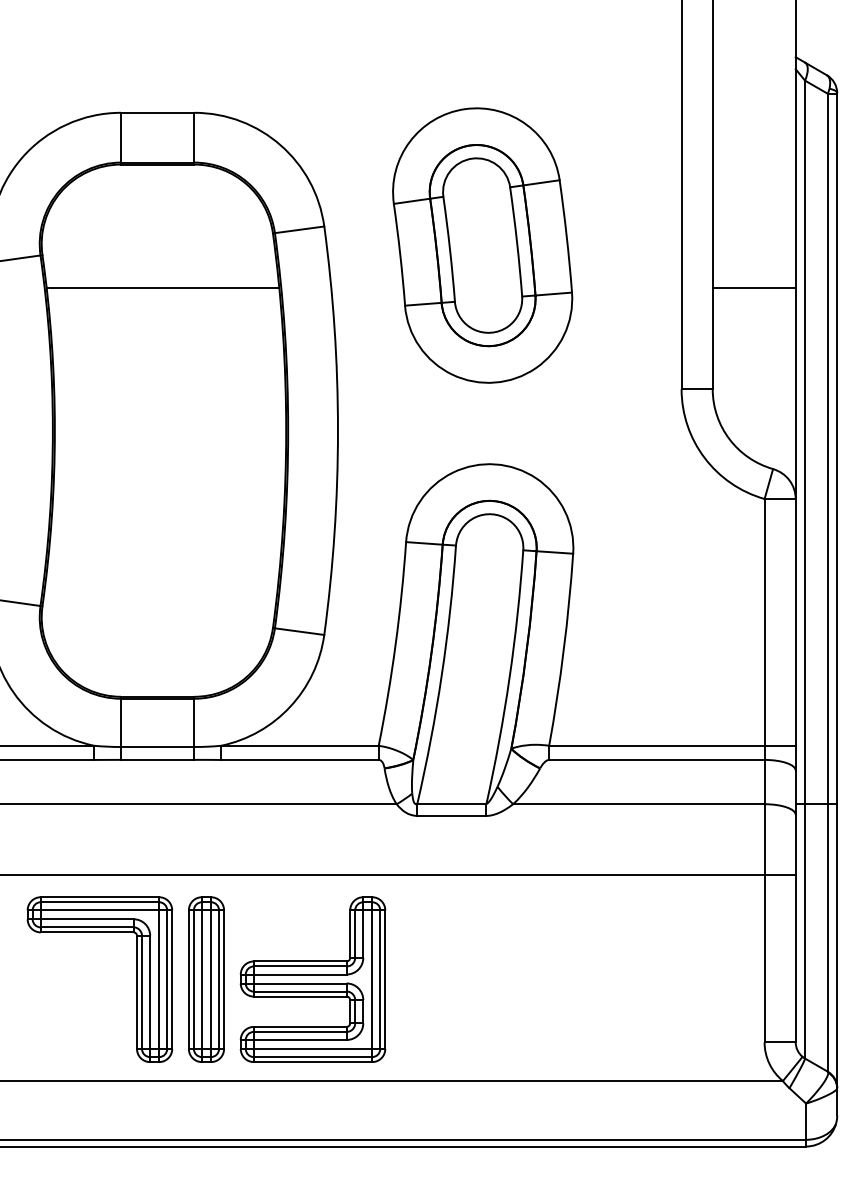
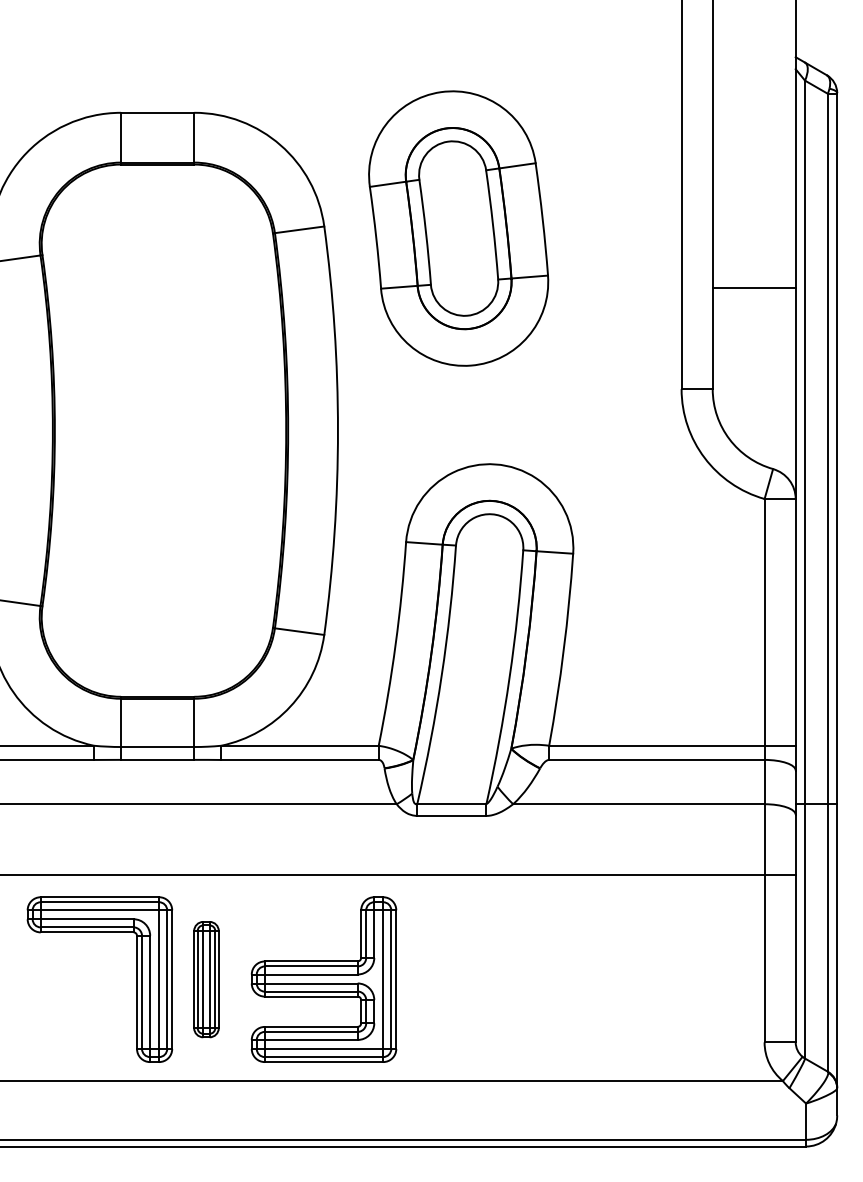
part position: (482, 245) -> (458, 228) (458, 228)
line: present -> none (162, 288)
part size: 37x167 px -> 27x118 px (206, 979)
part position: (312, 979) -> (323, 979) (323, 979)
